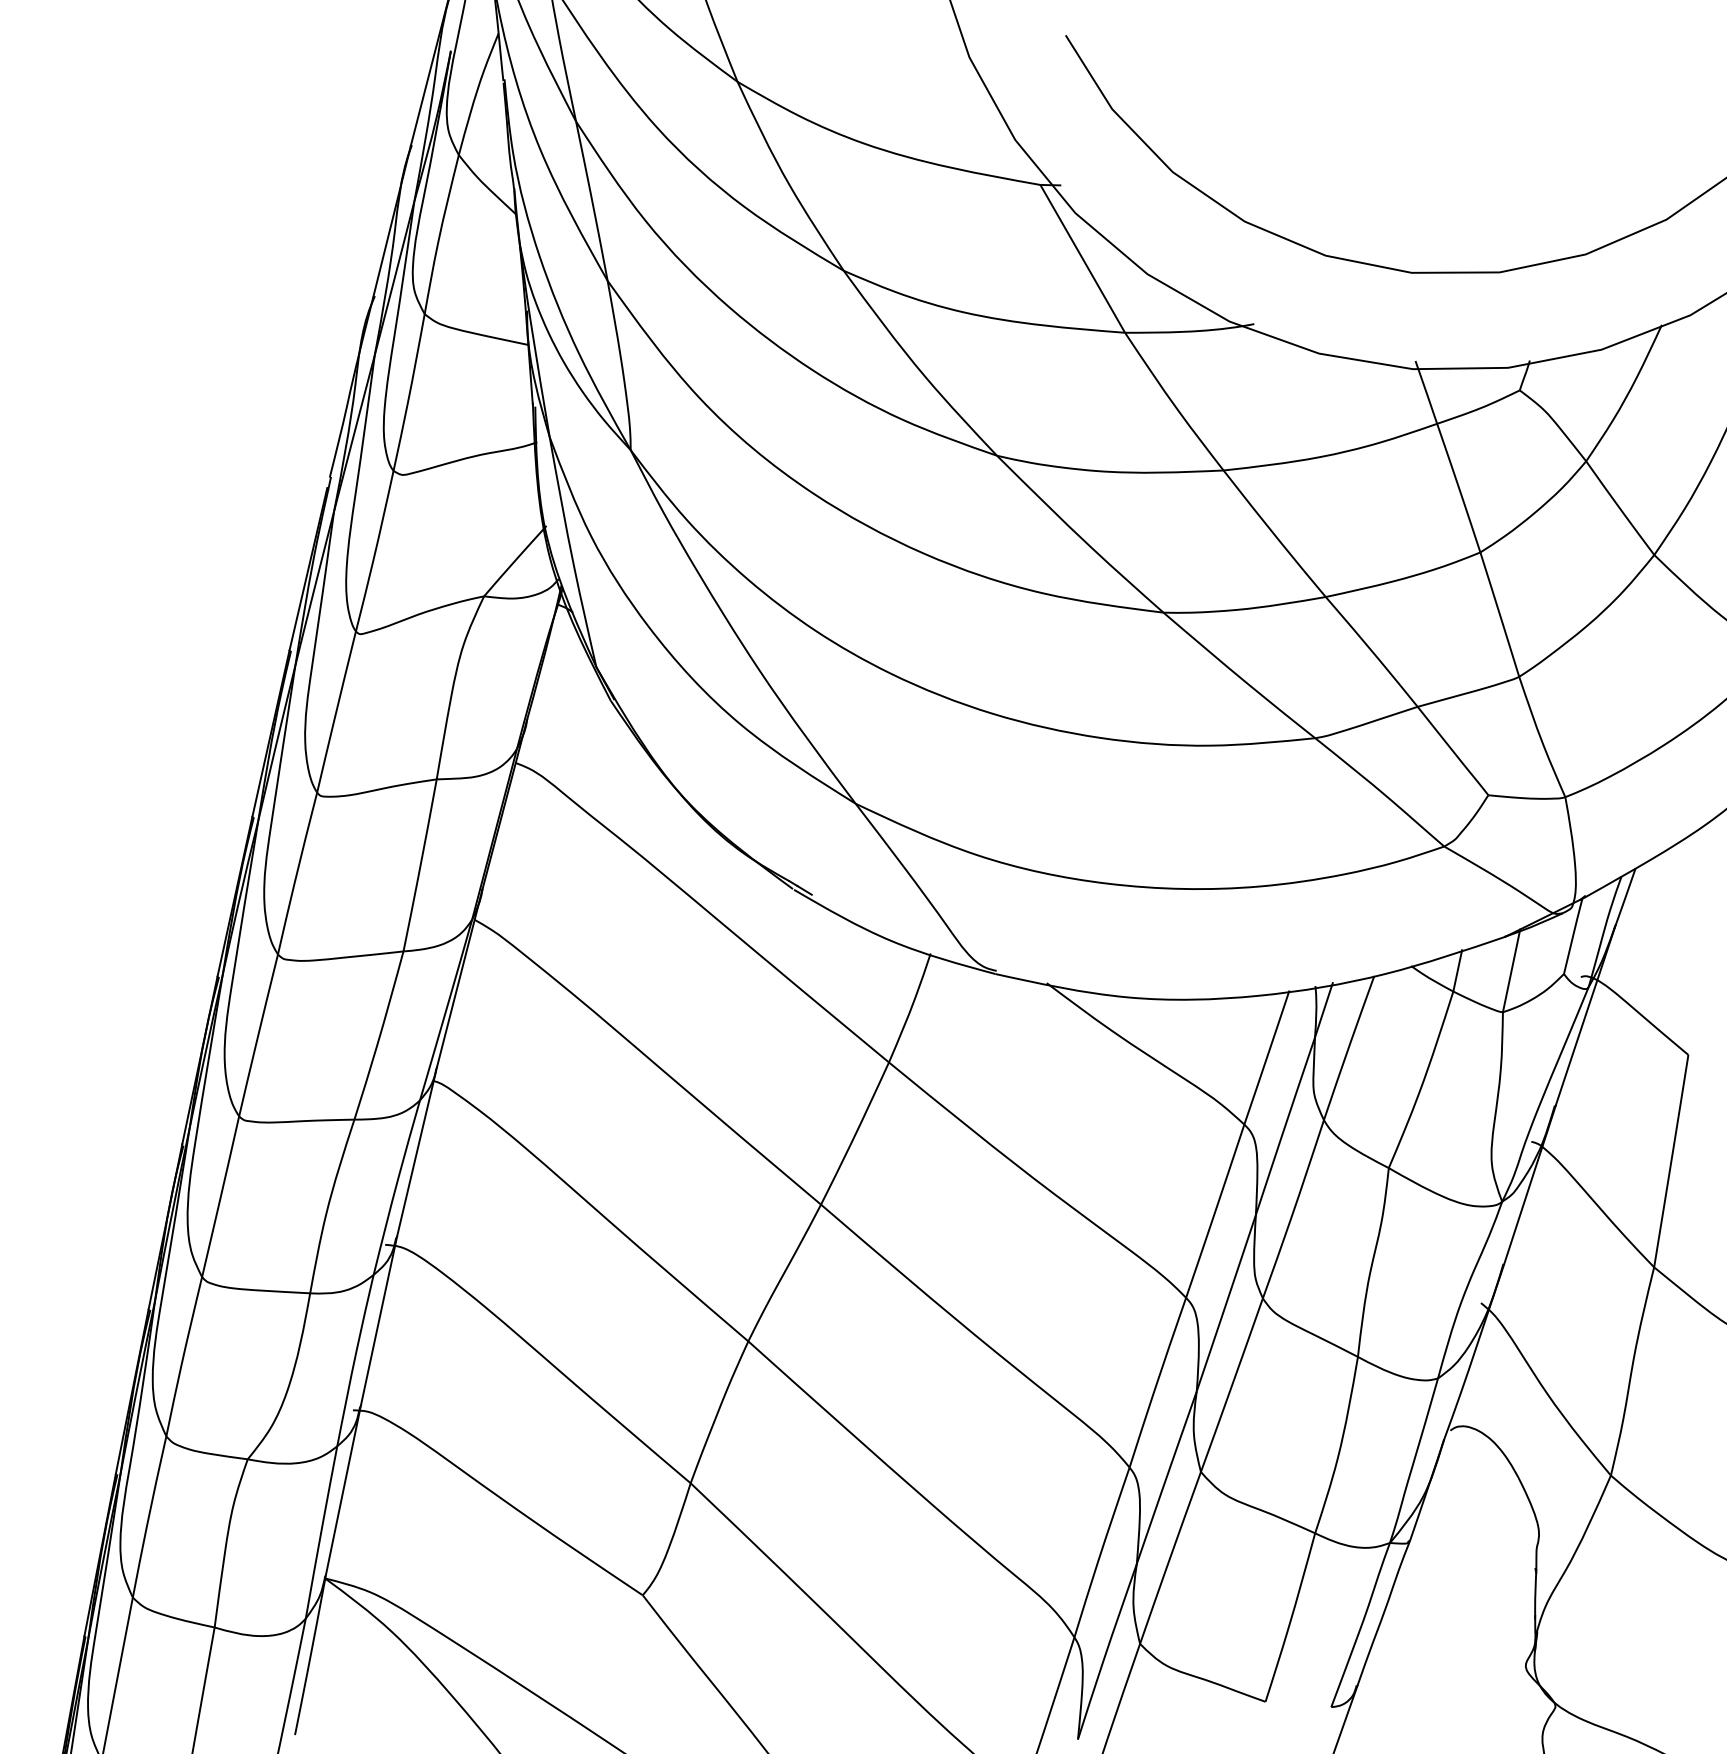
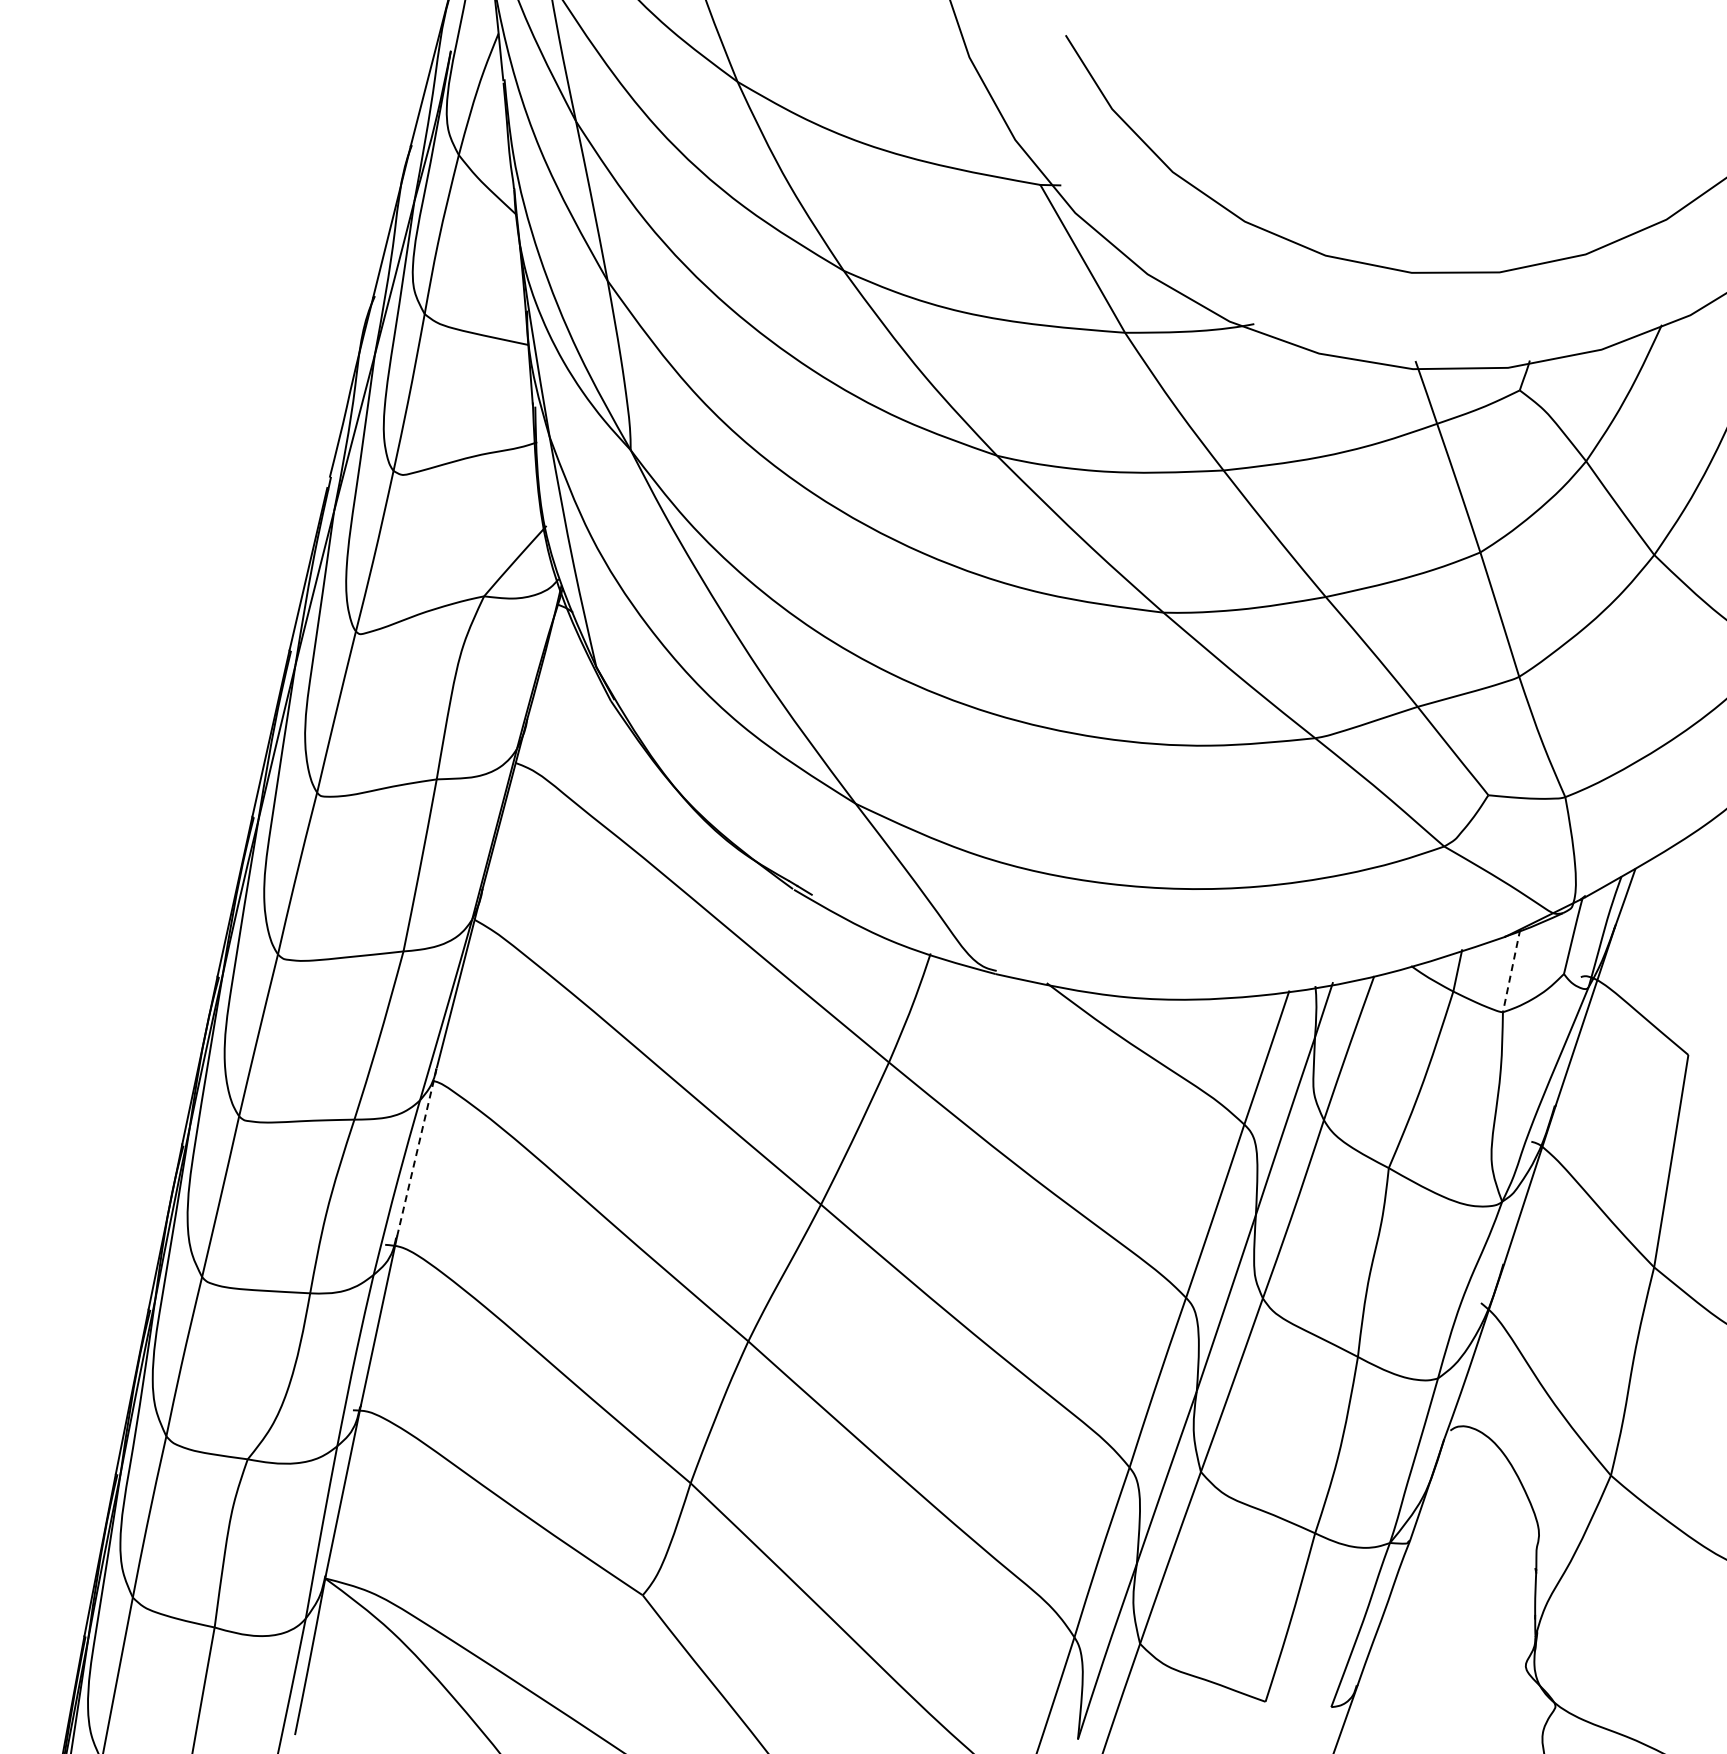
line: solid -> dashed (1511, 971)
line: solid -> dashed (417, 1151)
